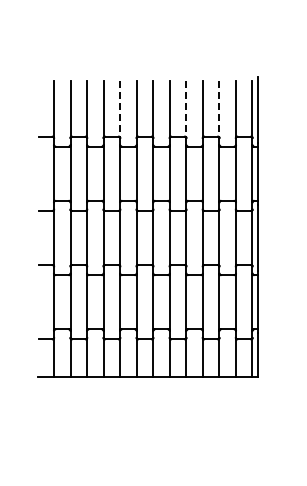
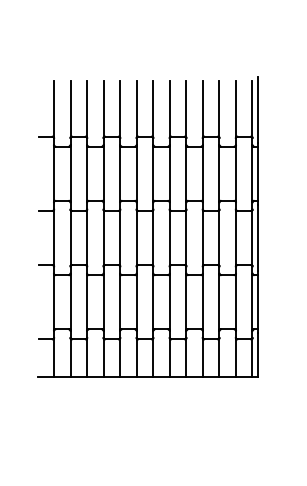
line: dashed -> solid (120, 110)
line: dashed -> solid (186, 110)
line: dashed -> solid (219, 110)
